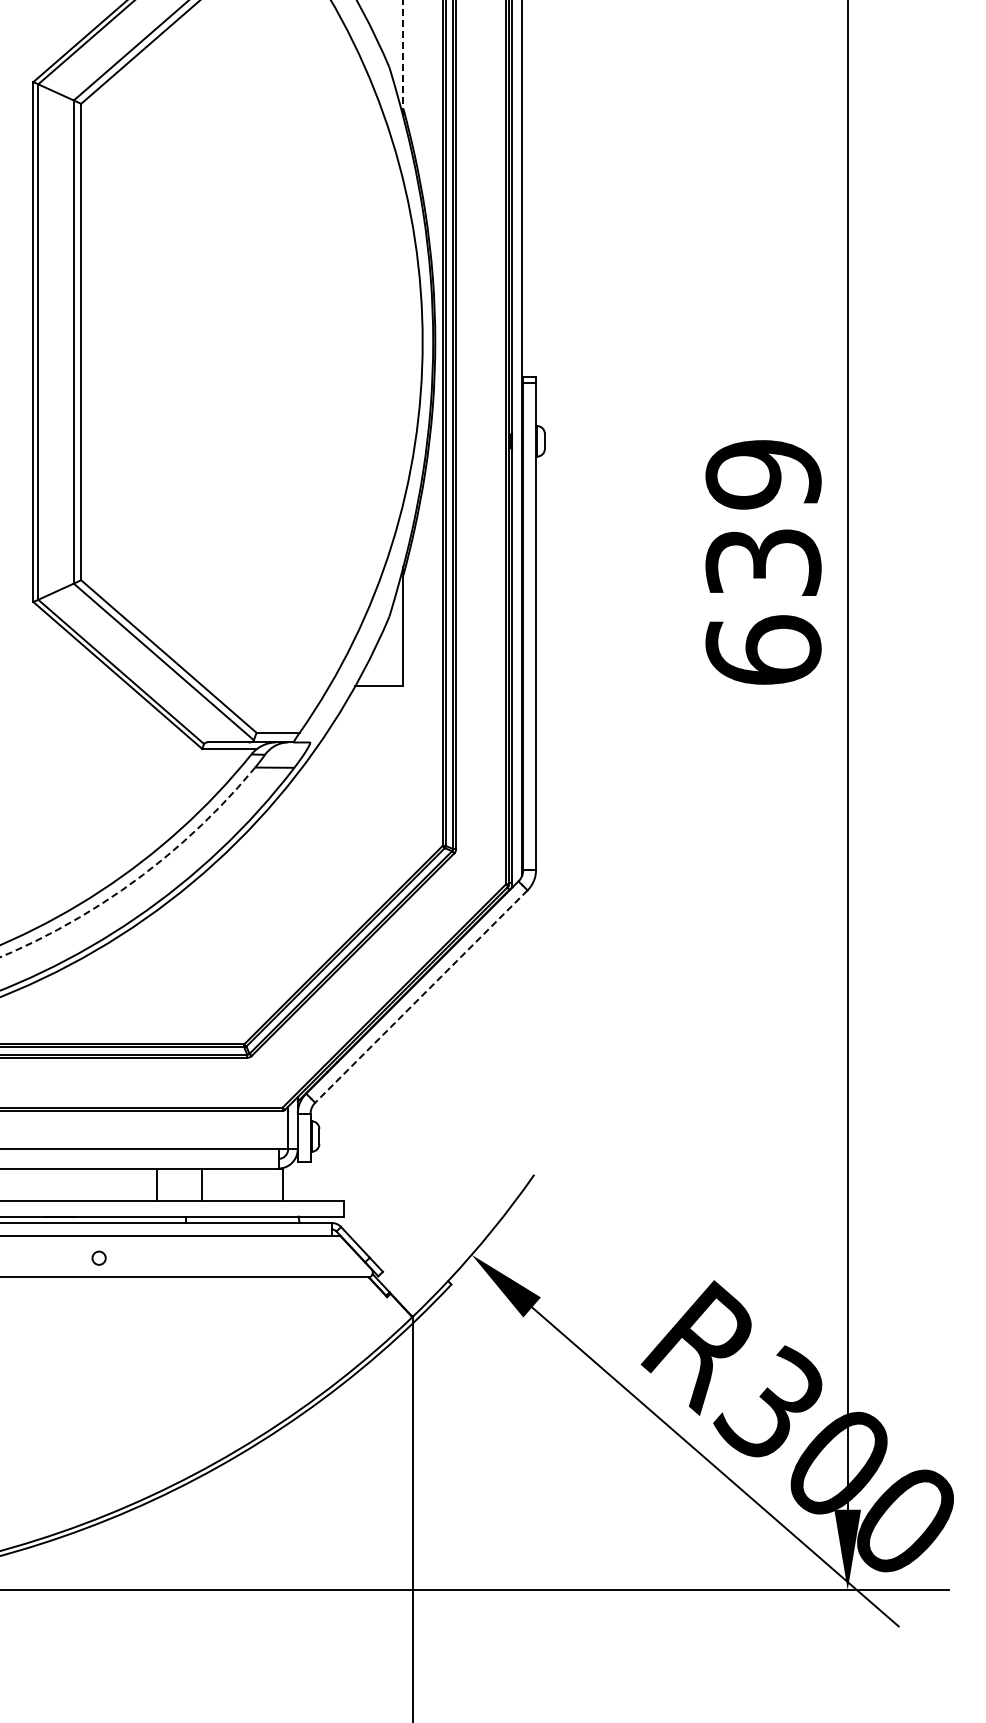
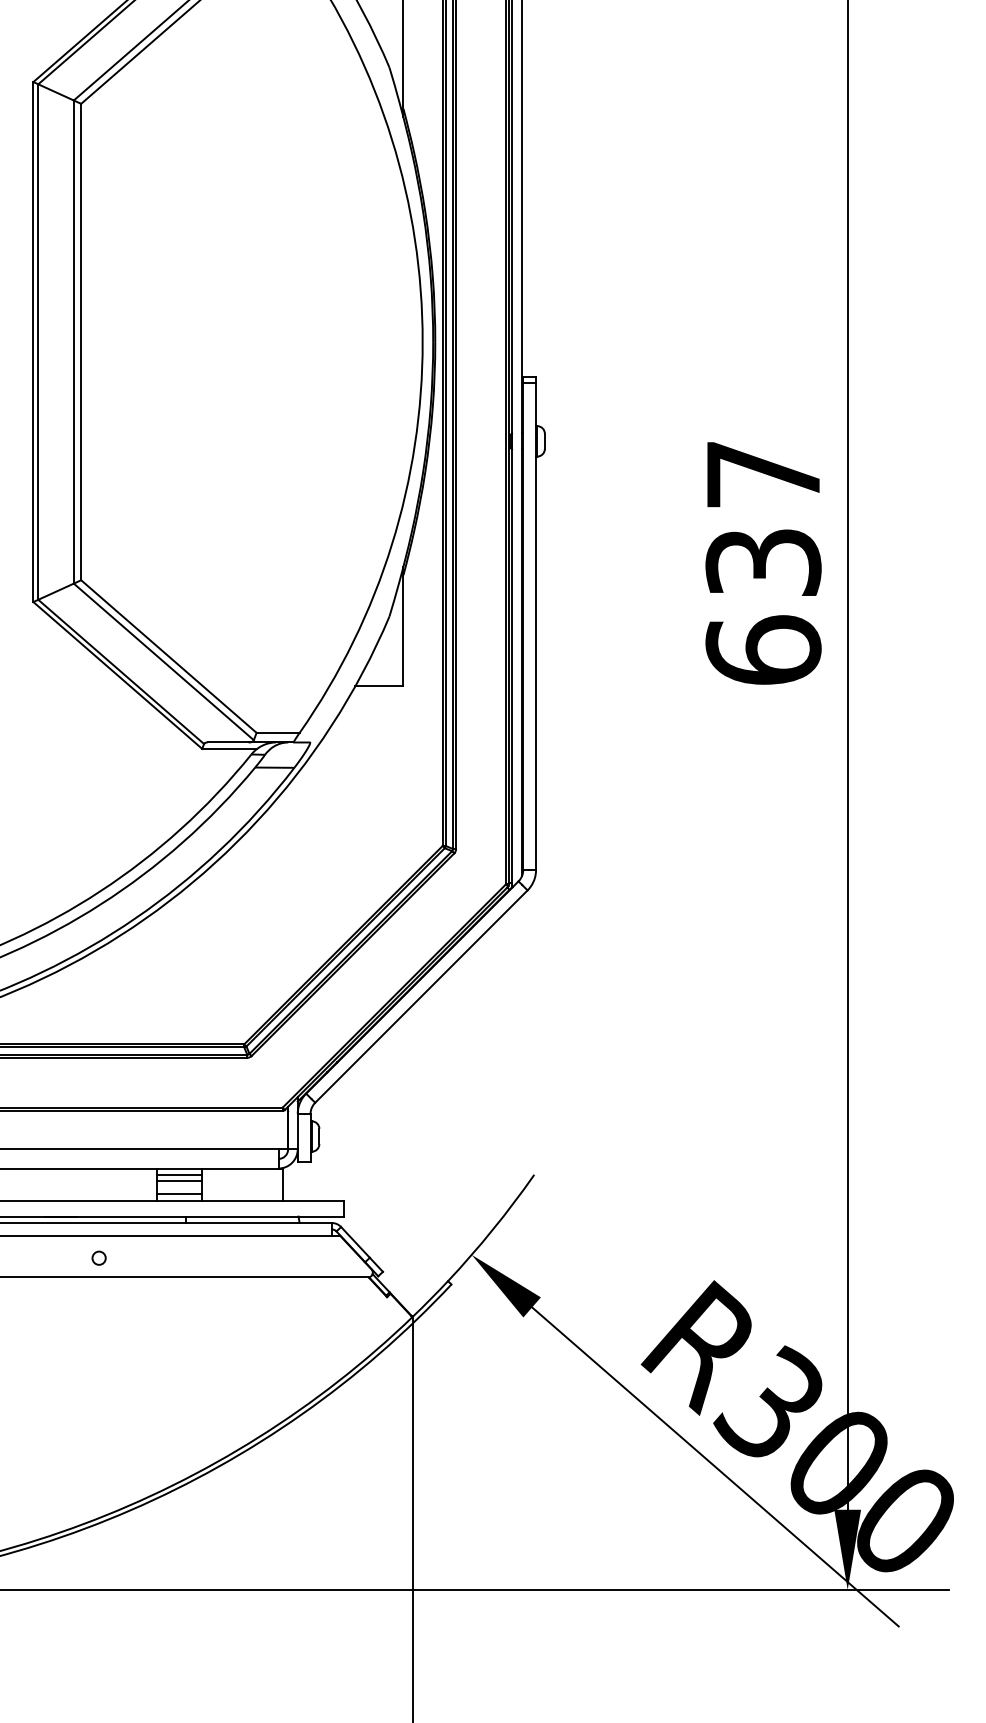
line: dashed -> solid (403, 59)
text: 639 -> 637 (763, 474)
arc: dashed -> solid (138, 877)
line: dashed -> solid (421, 996)
line: none -> present (179, 1174)
line: none -> present (179, 1181)
line: none -> present (179, 1194)
